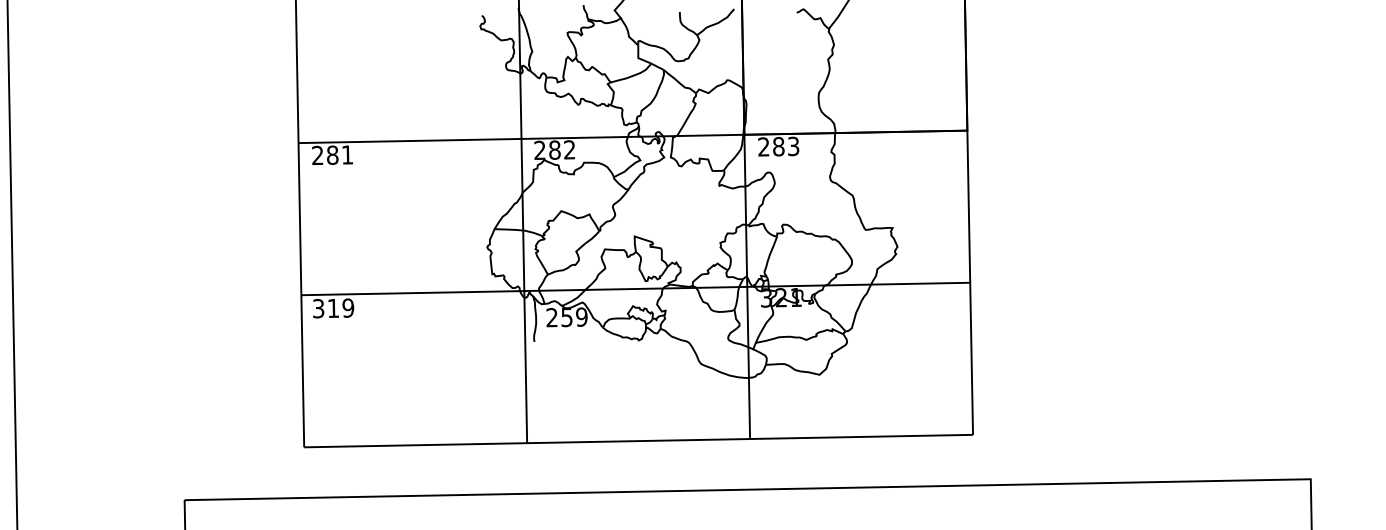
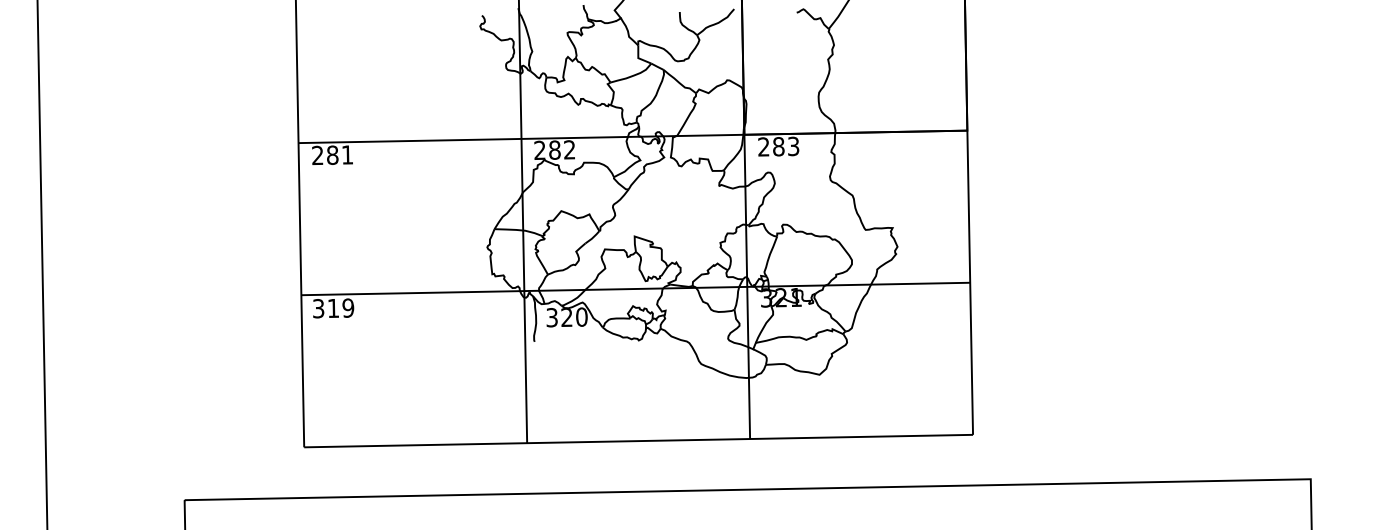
line position: (12, 264) -> (42, 264) (42, 264)
text: 259 -> 320 (566, 317)
